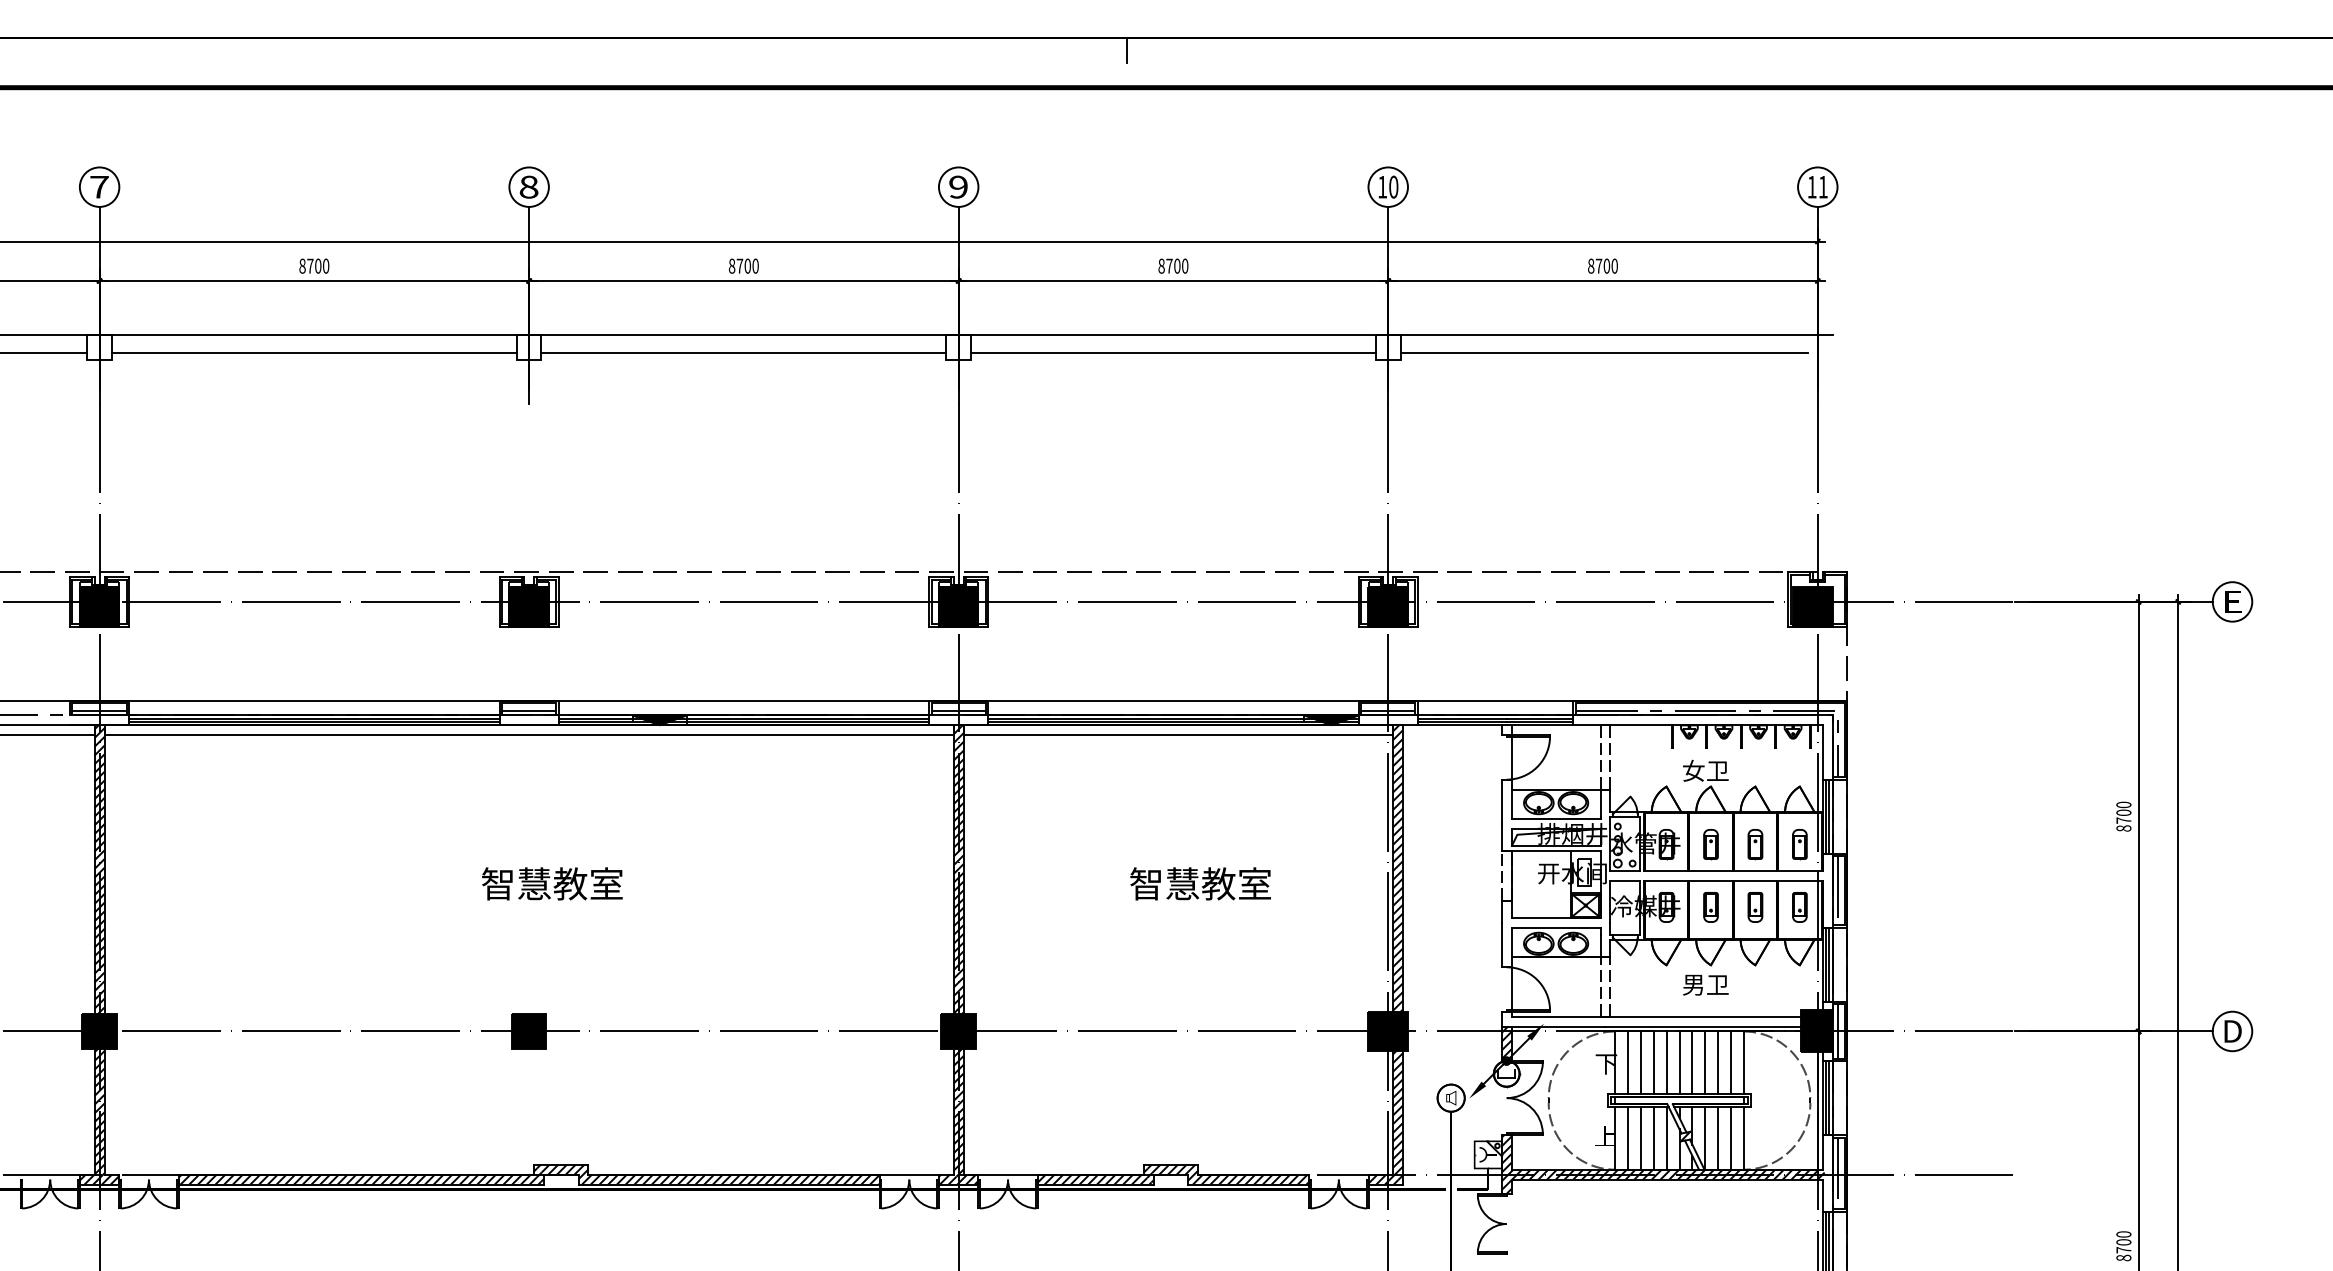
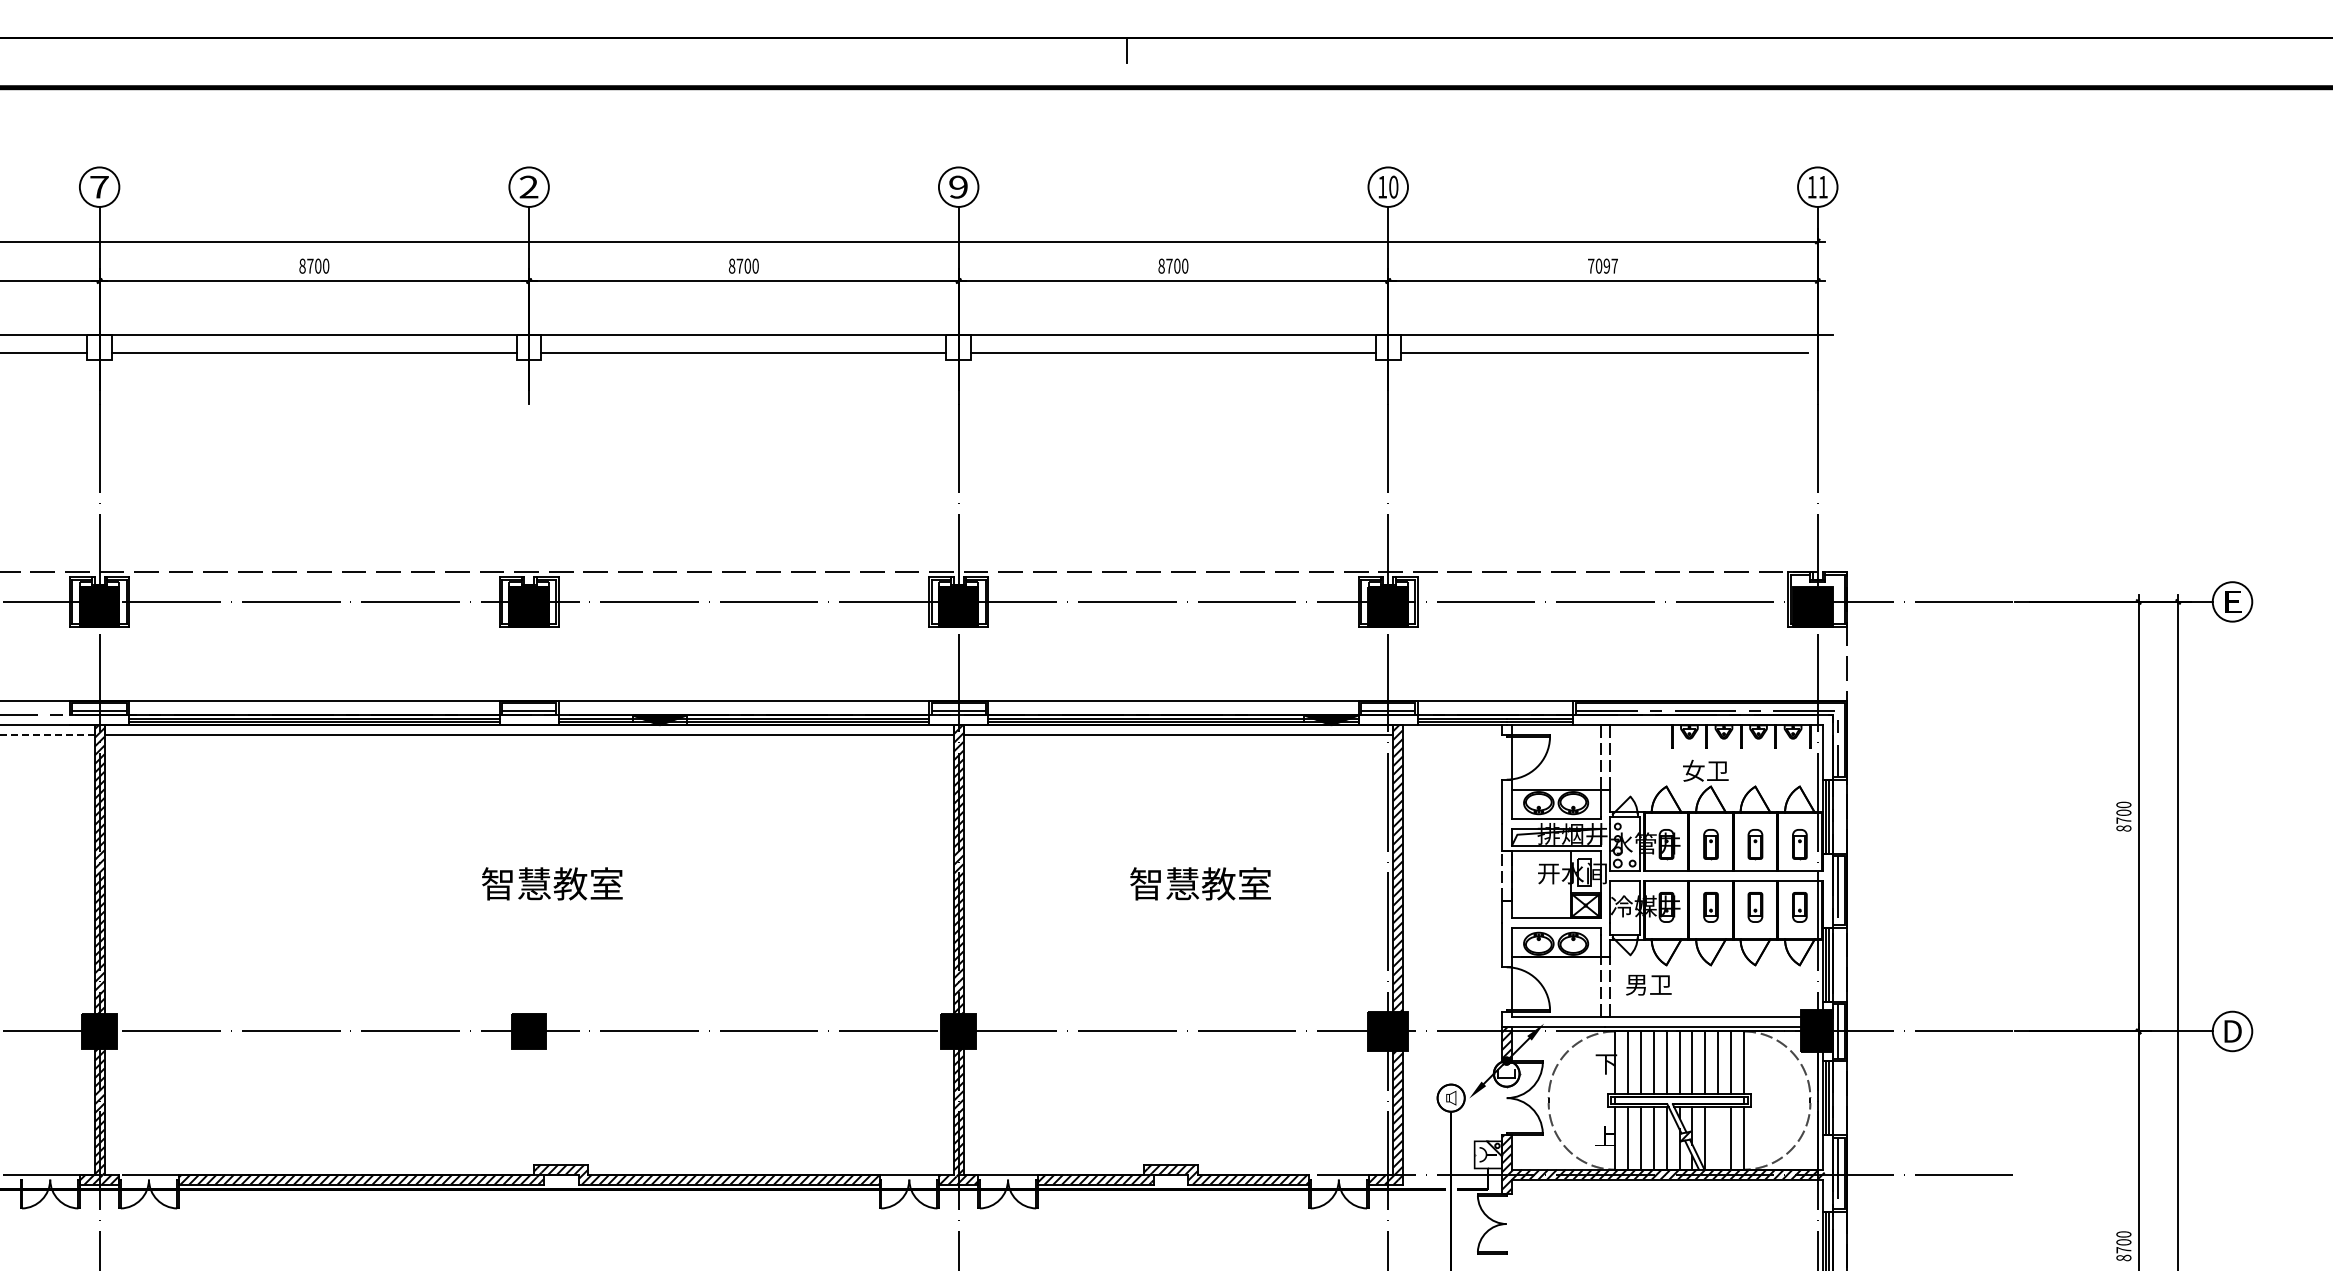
text: 8 -> 2 (528, 186)
text: 8700 -> 7097 (1602, 265)
line: solid -> dashed (47, 735)
text position: (1705, 985) -> (1648, 985) (1648, 985)
line: present -> none (1718, 1138)
